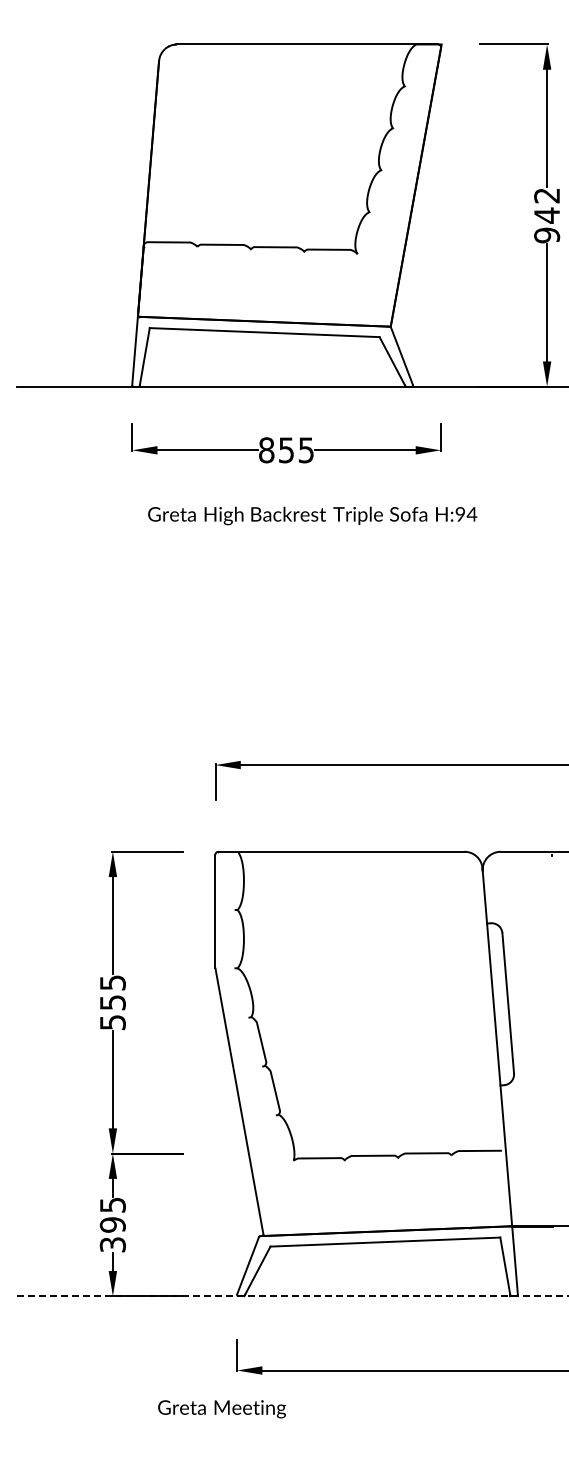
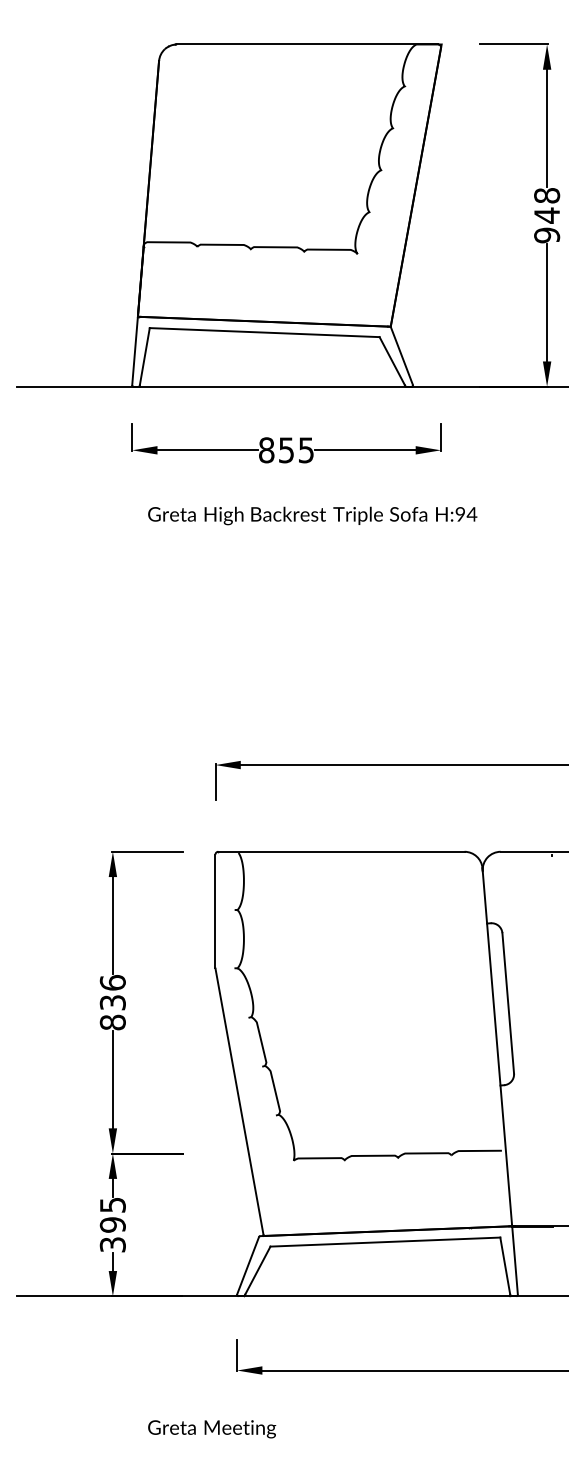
text: 942 -> 948 (547, 195)
text: 555 -> 836 (112, 1002)
line: dashed -> solid (293, 1296)
text position: (222, 1409) -> (212, 1429) (212, 1429)
